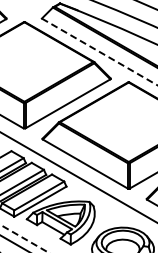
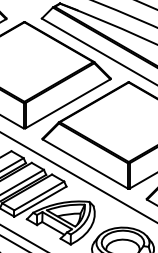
line: dashed -> solid (99, 52)
line: dashed -> solid (24, 238)
